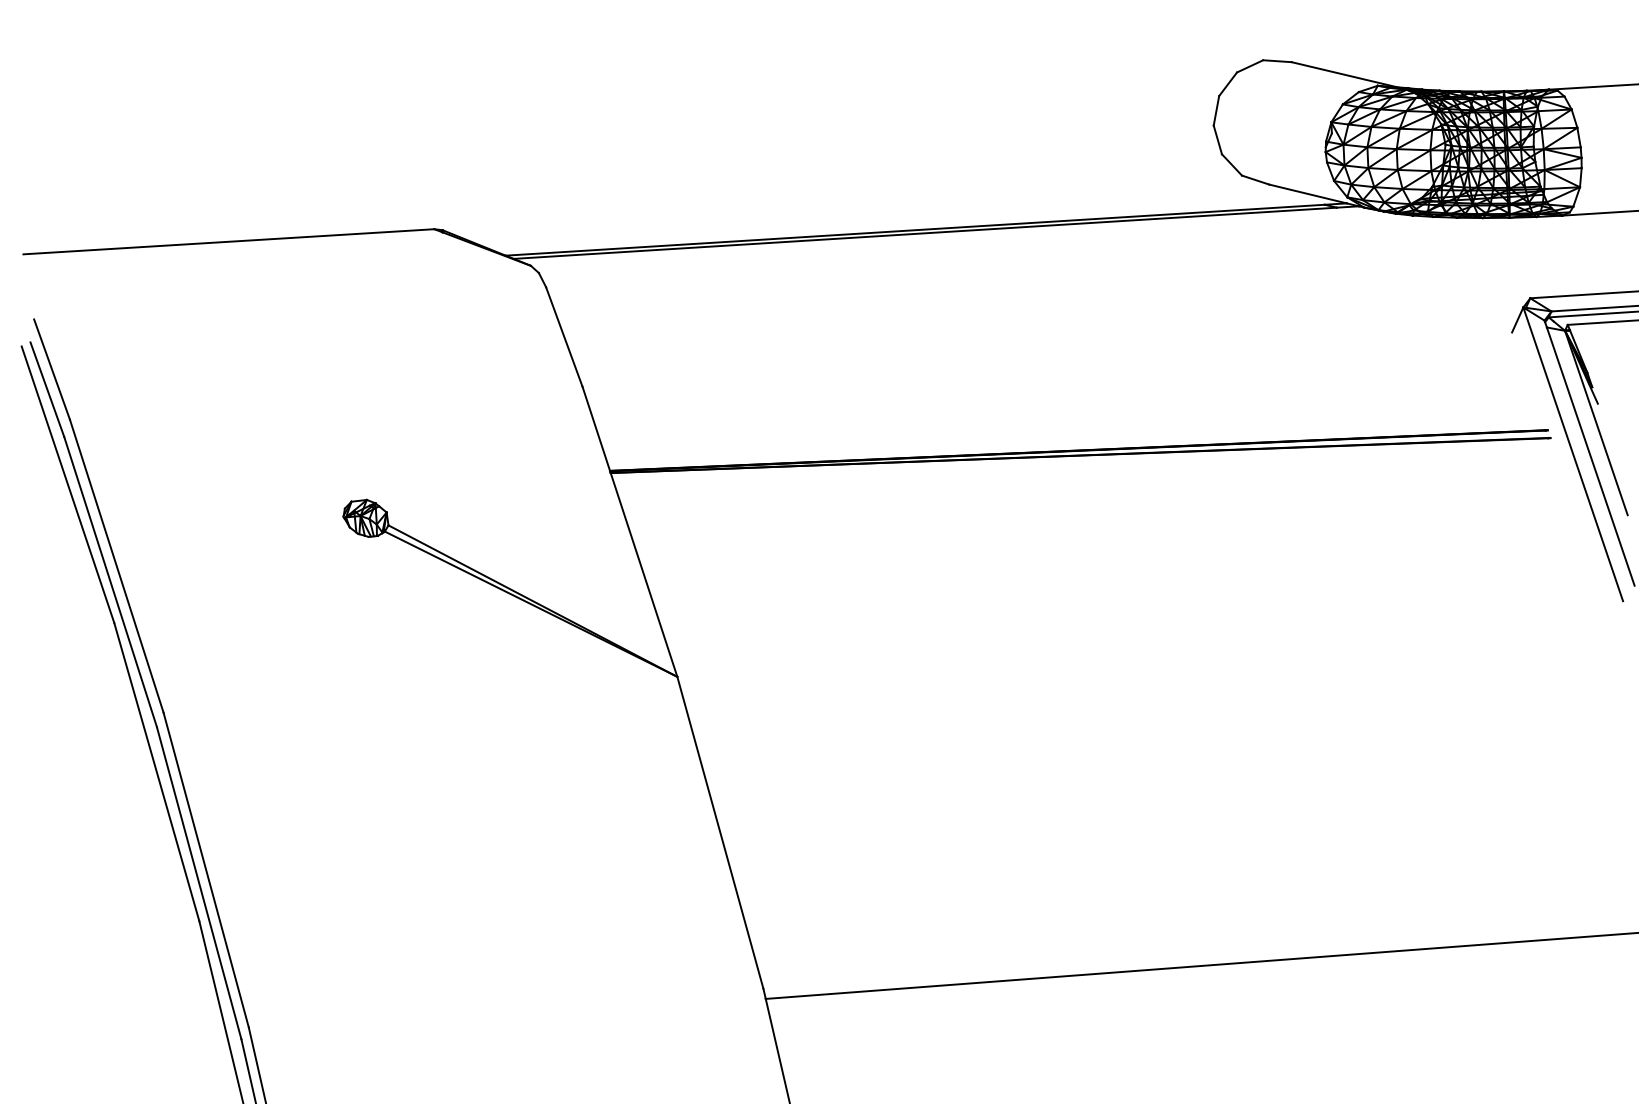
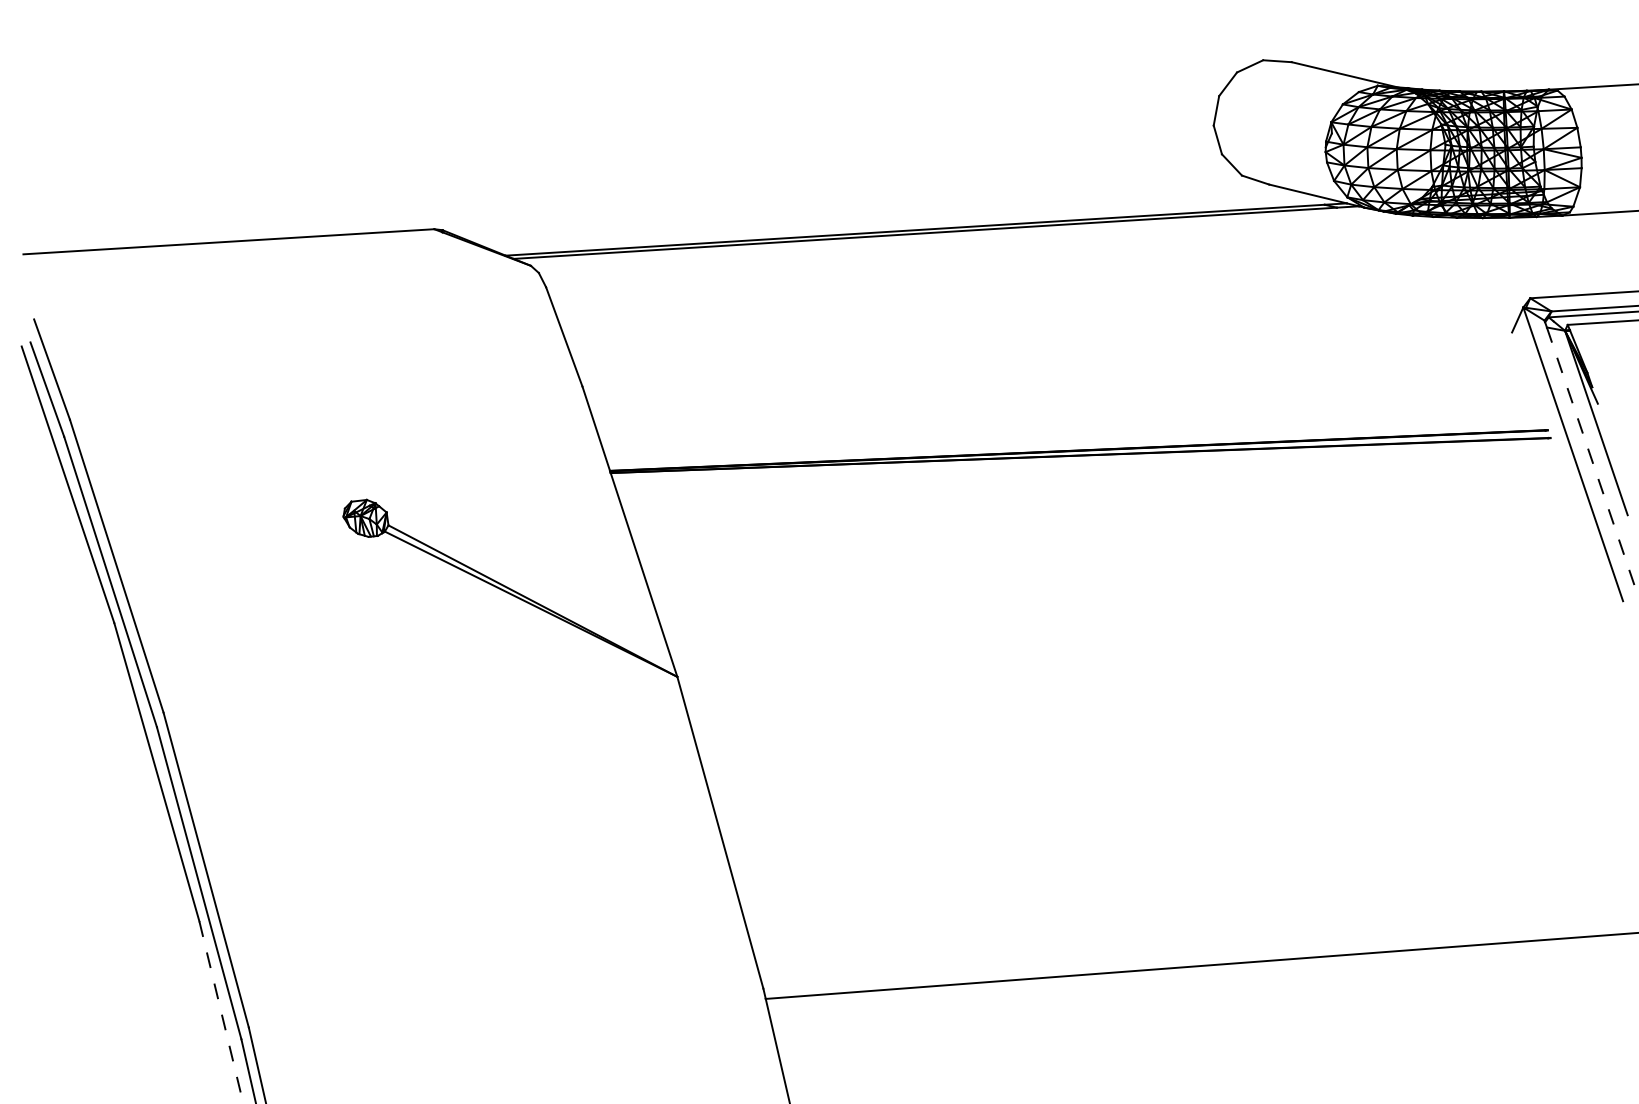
line: solid -> dashed (1590, 457)
line: solid -> dashed (221, 1012)
